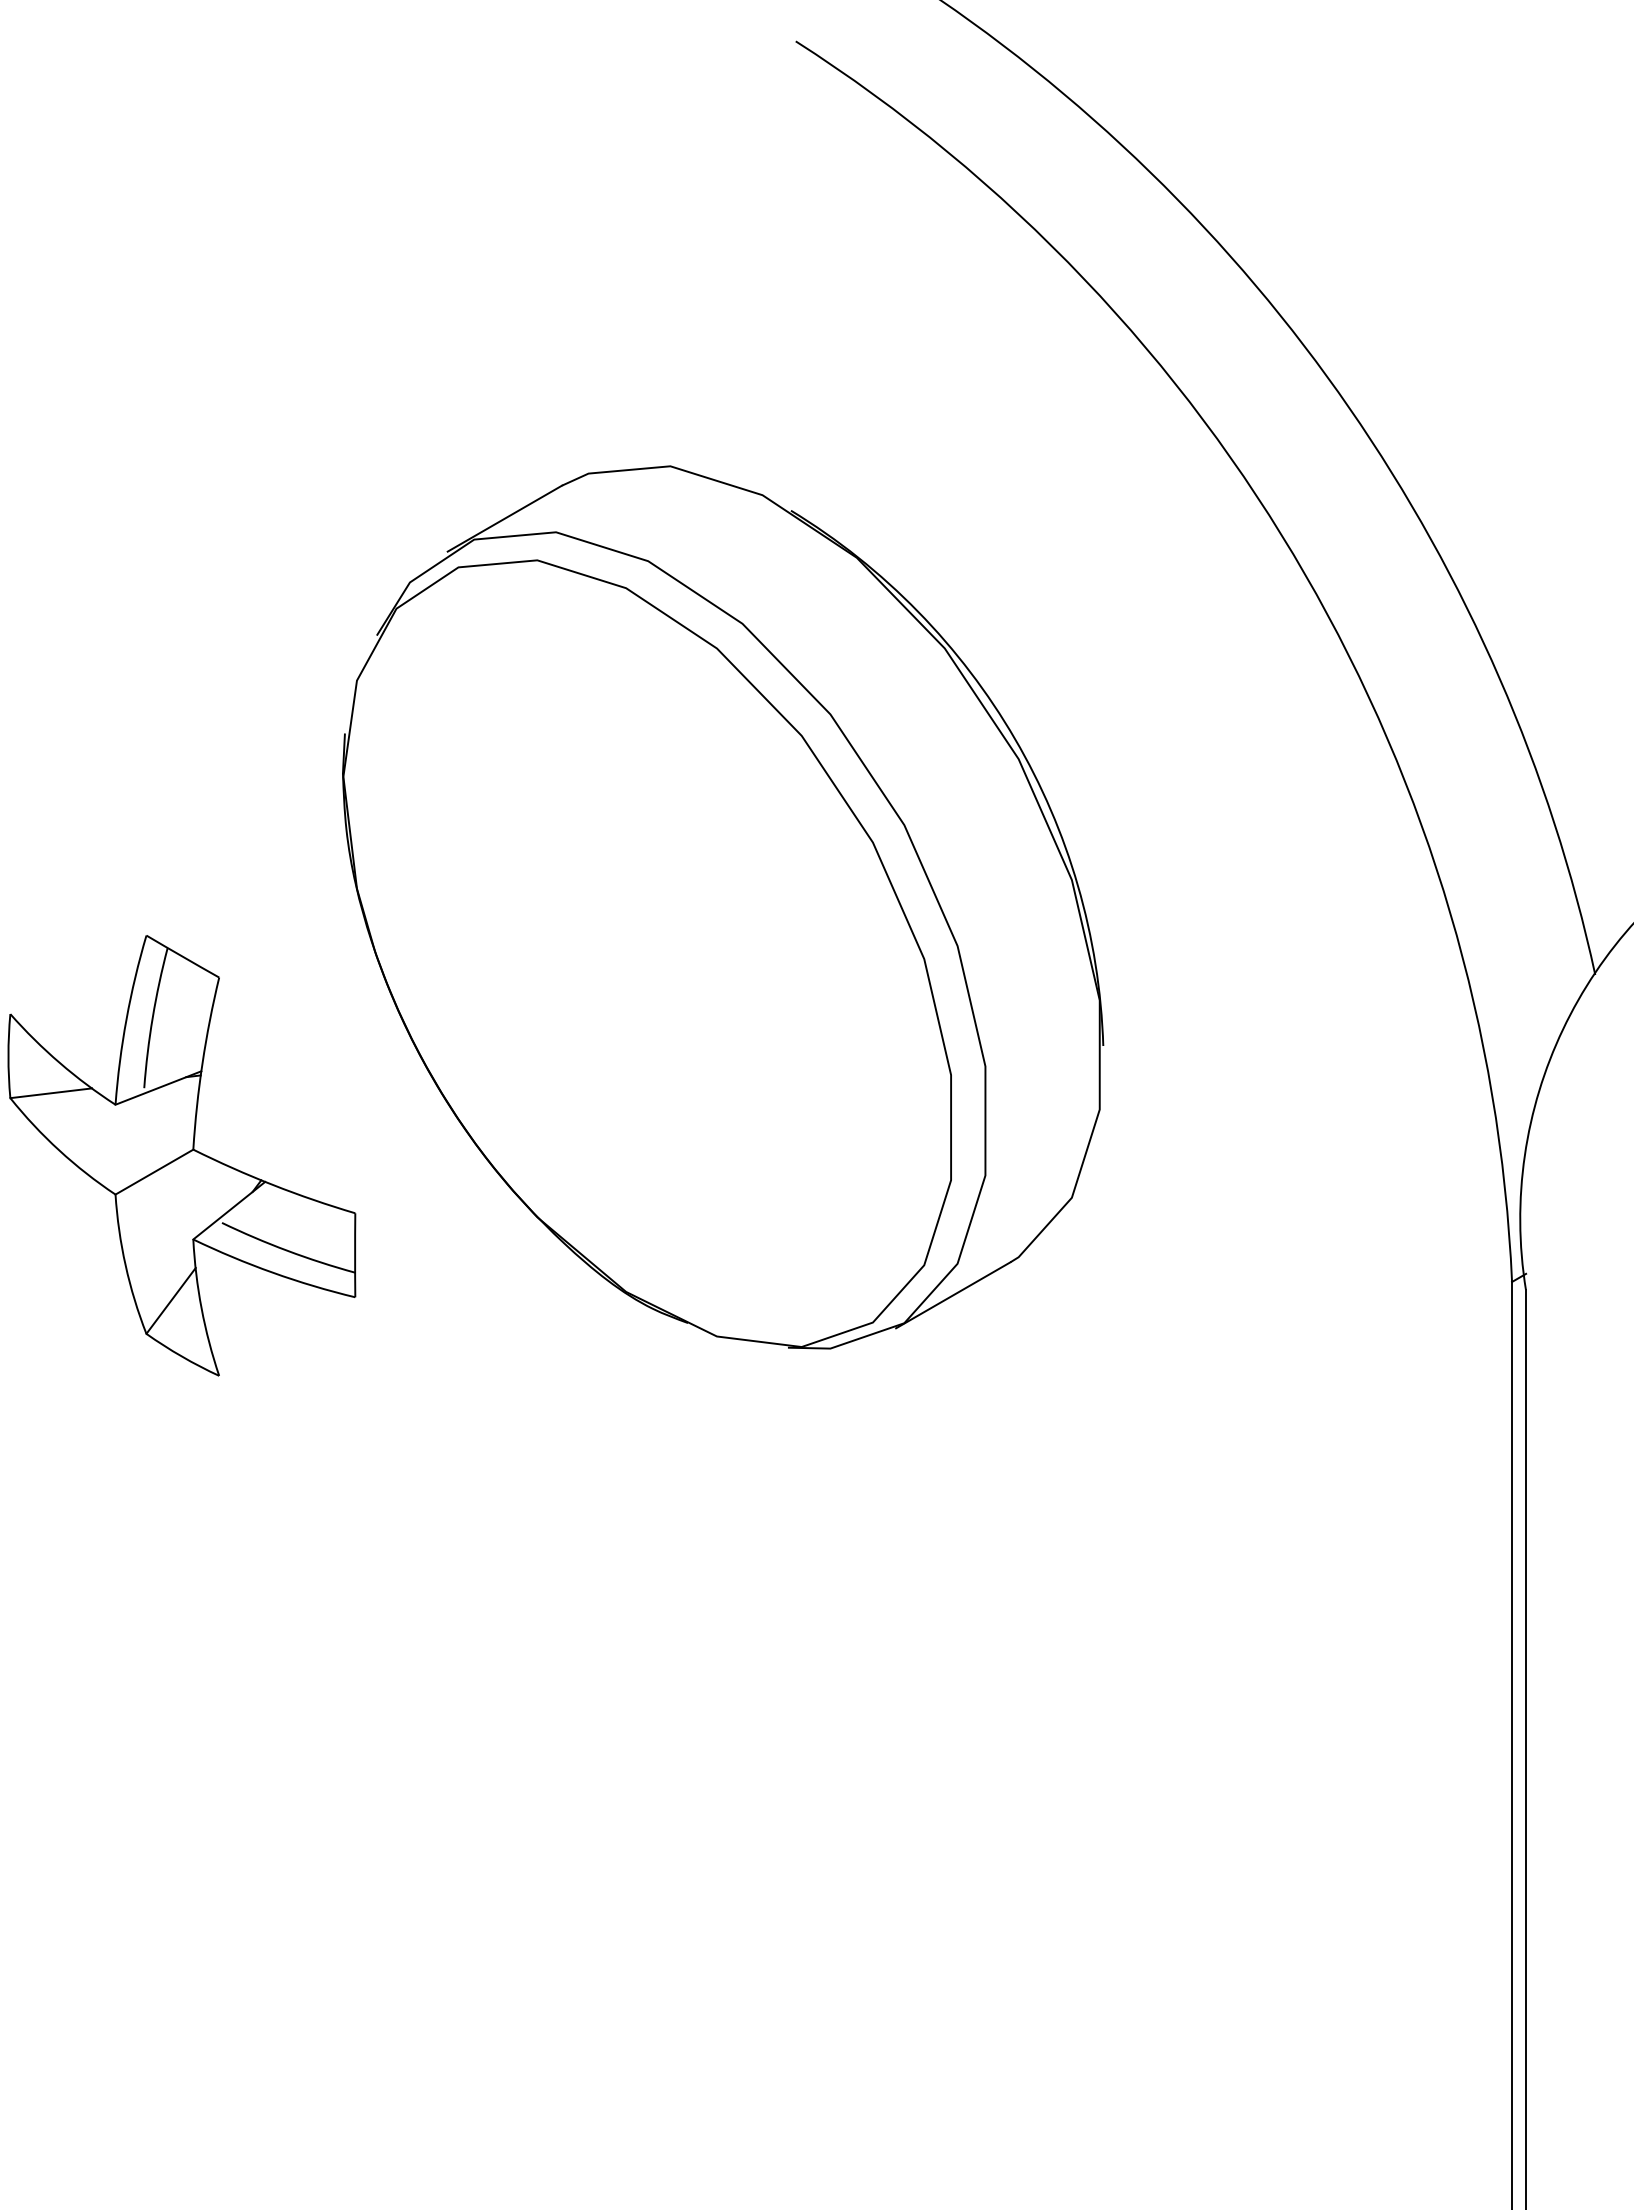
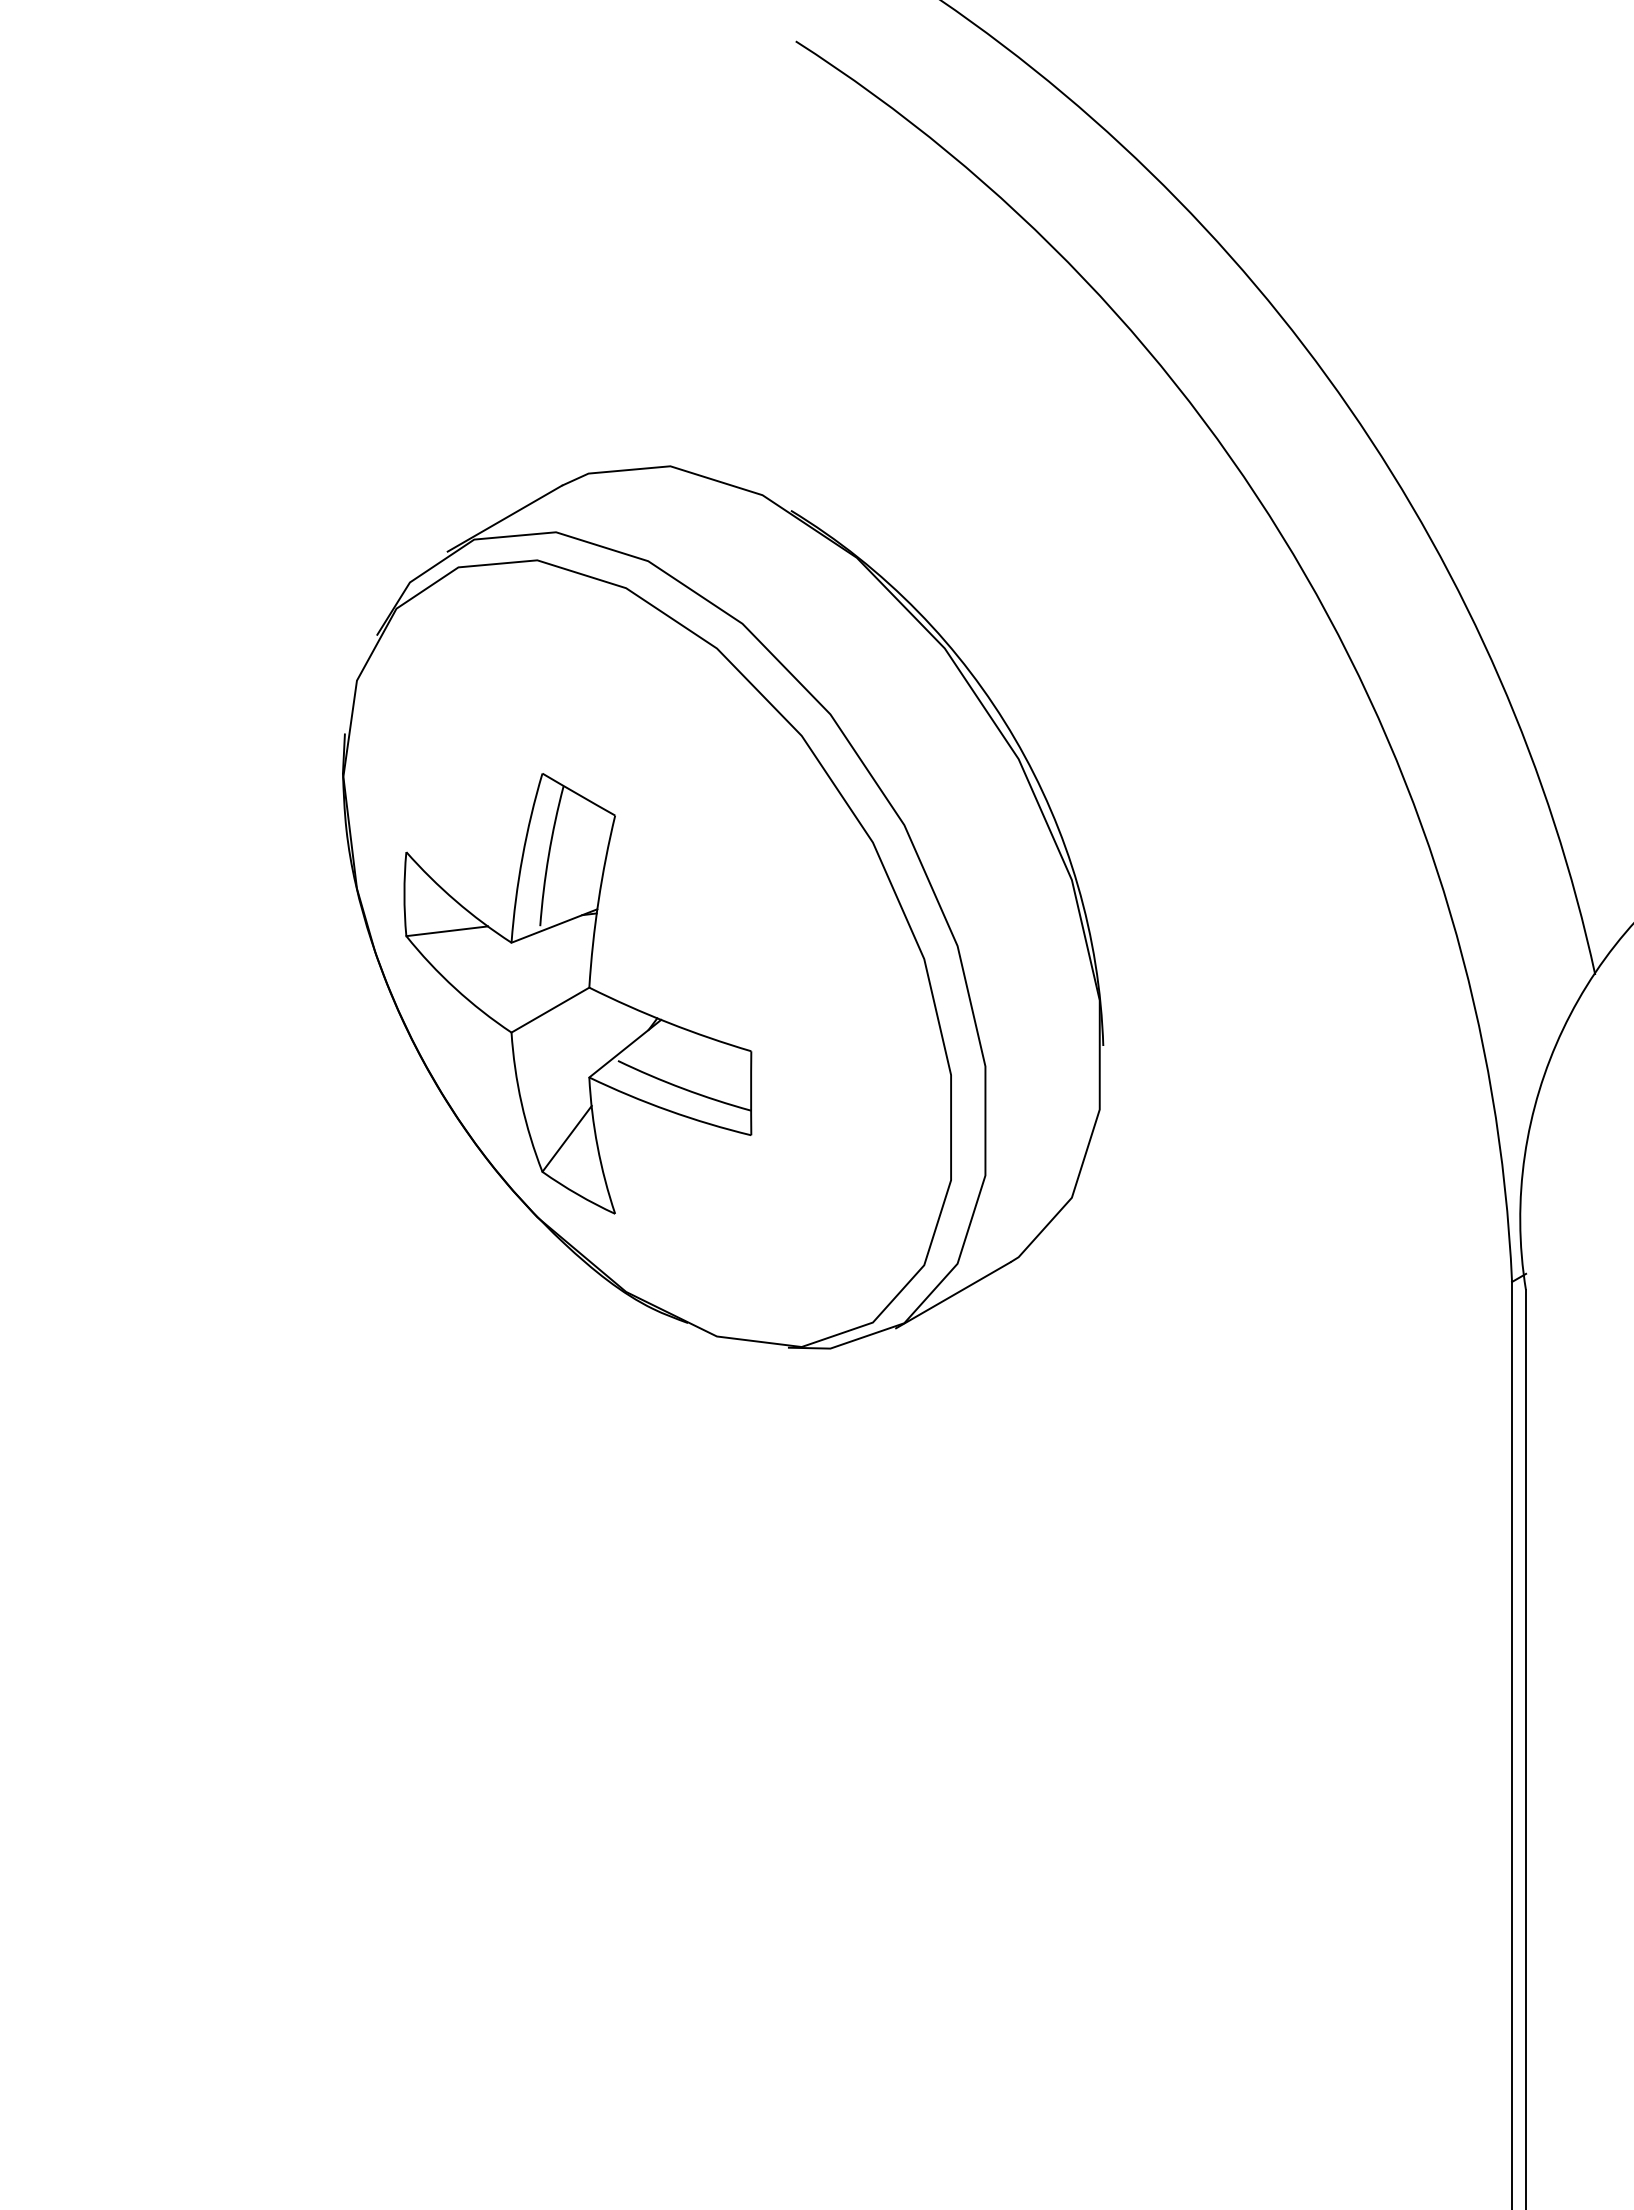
part position: (181, 1155) -> (577, 993) (577, 993)
